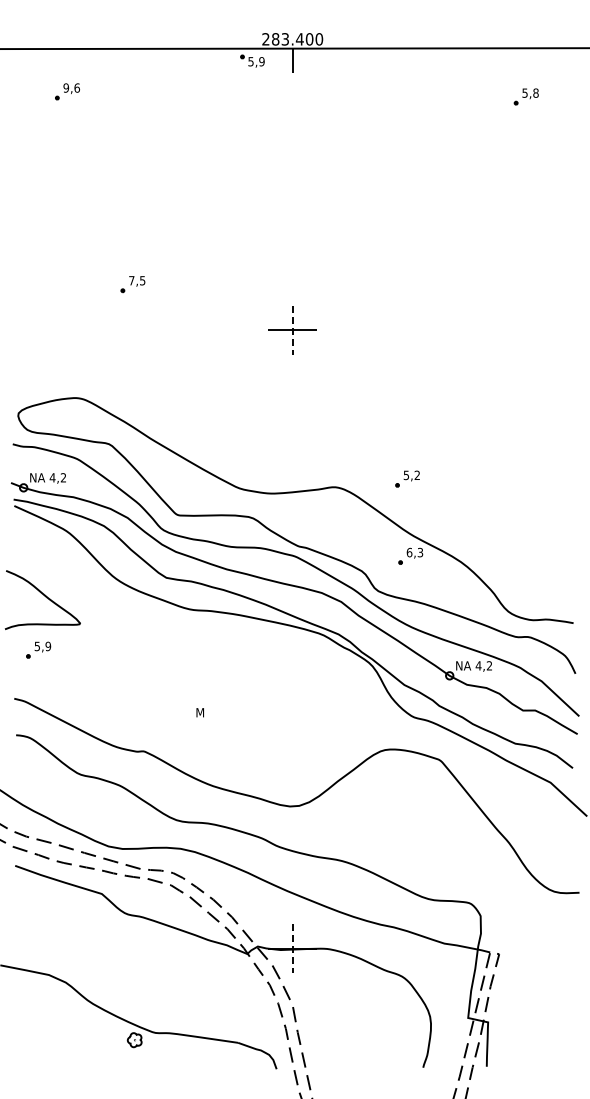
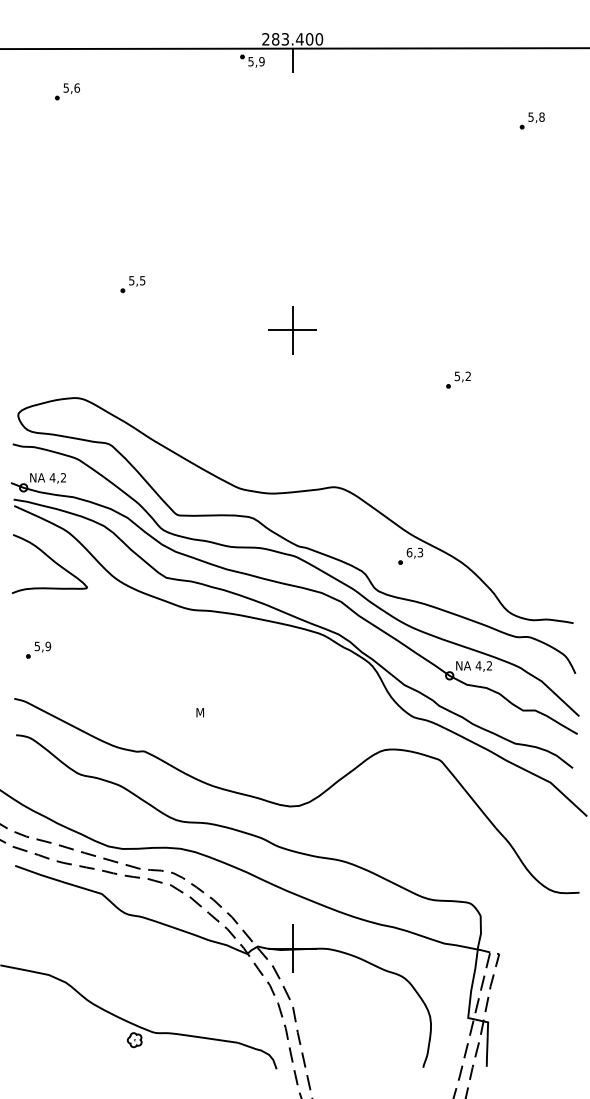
text: 9,6 -> 5,6 (66, 87)
part position: (525, 96) -> (531, 120) (531, 120)
text: 7,5 -> 5,5 (131, 280)
line: dashed -> solid (292, 330)
part position: (407, 478) -> (458, 379) (458, 379)
curve position: (44, 596) -> (51, 560) (51, 560)
line: dashed -> solid (292, 948)
